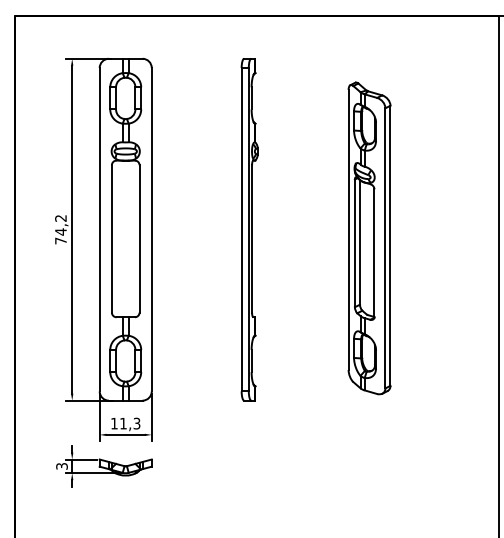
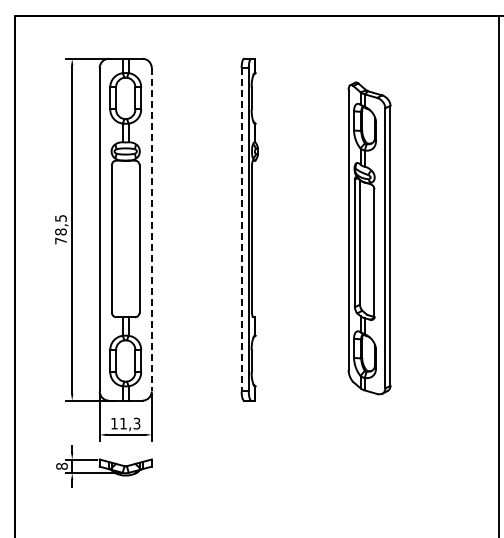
text: 74,2 -> 78,5 (60, 225)
line: solid -> dashed (151, 229)
line: solid -> dashed (241, 229)
text: 3 -> 8 (61, 465)
